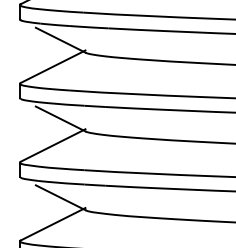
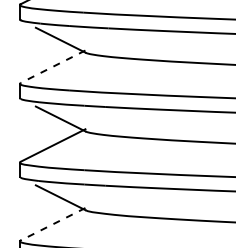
line: solid -> dashed (52, 66)
line: solid -> dashed (52, 224)
